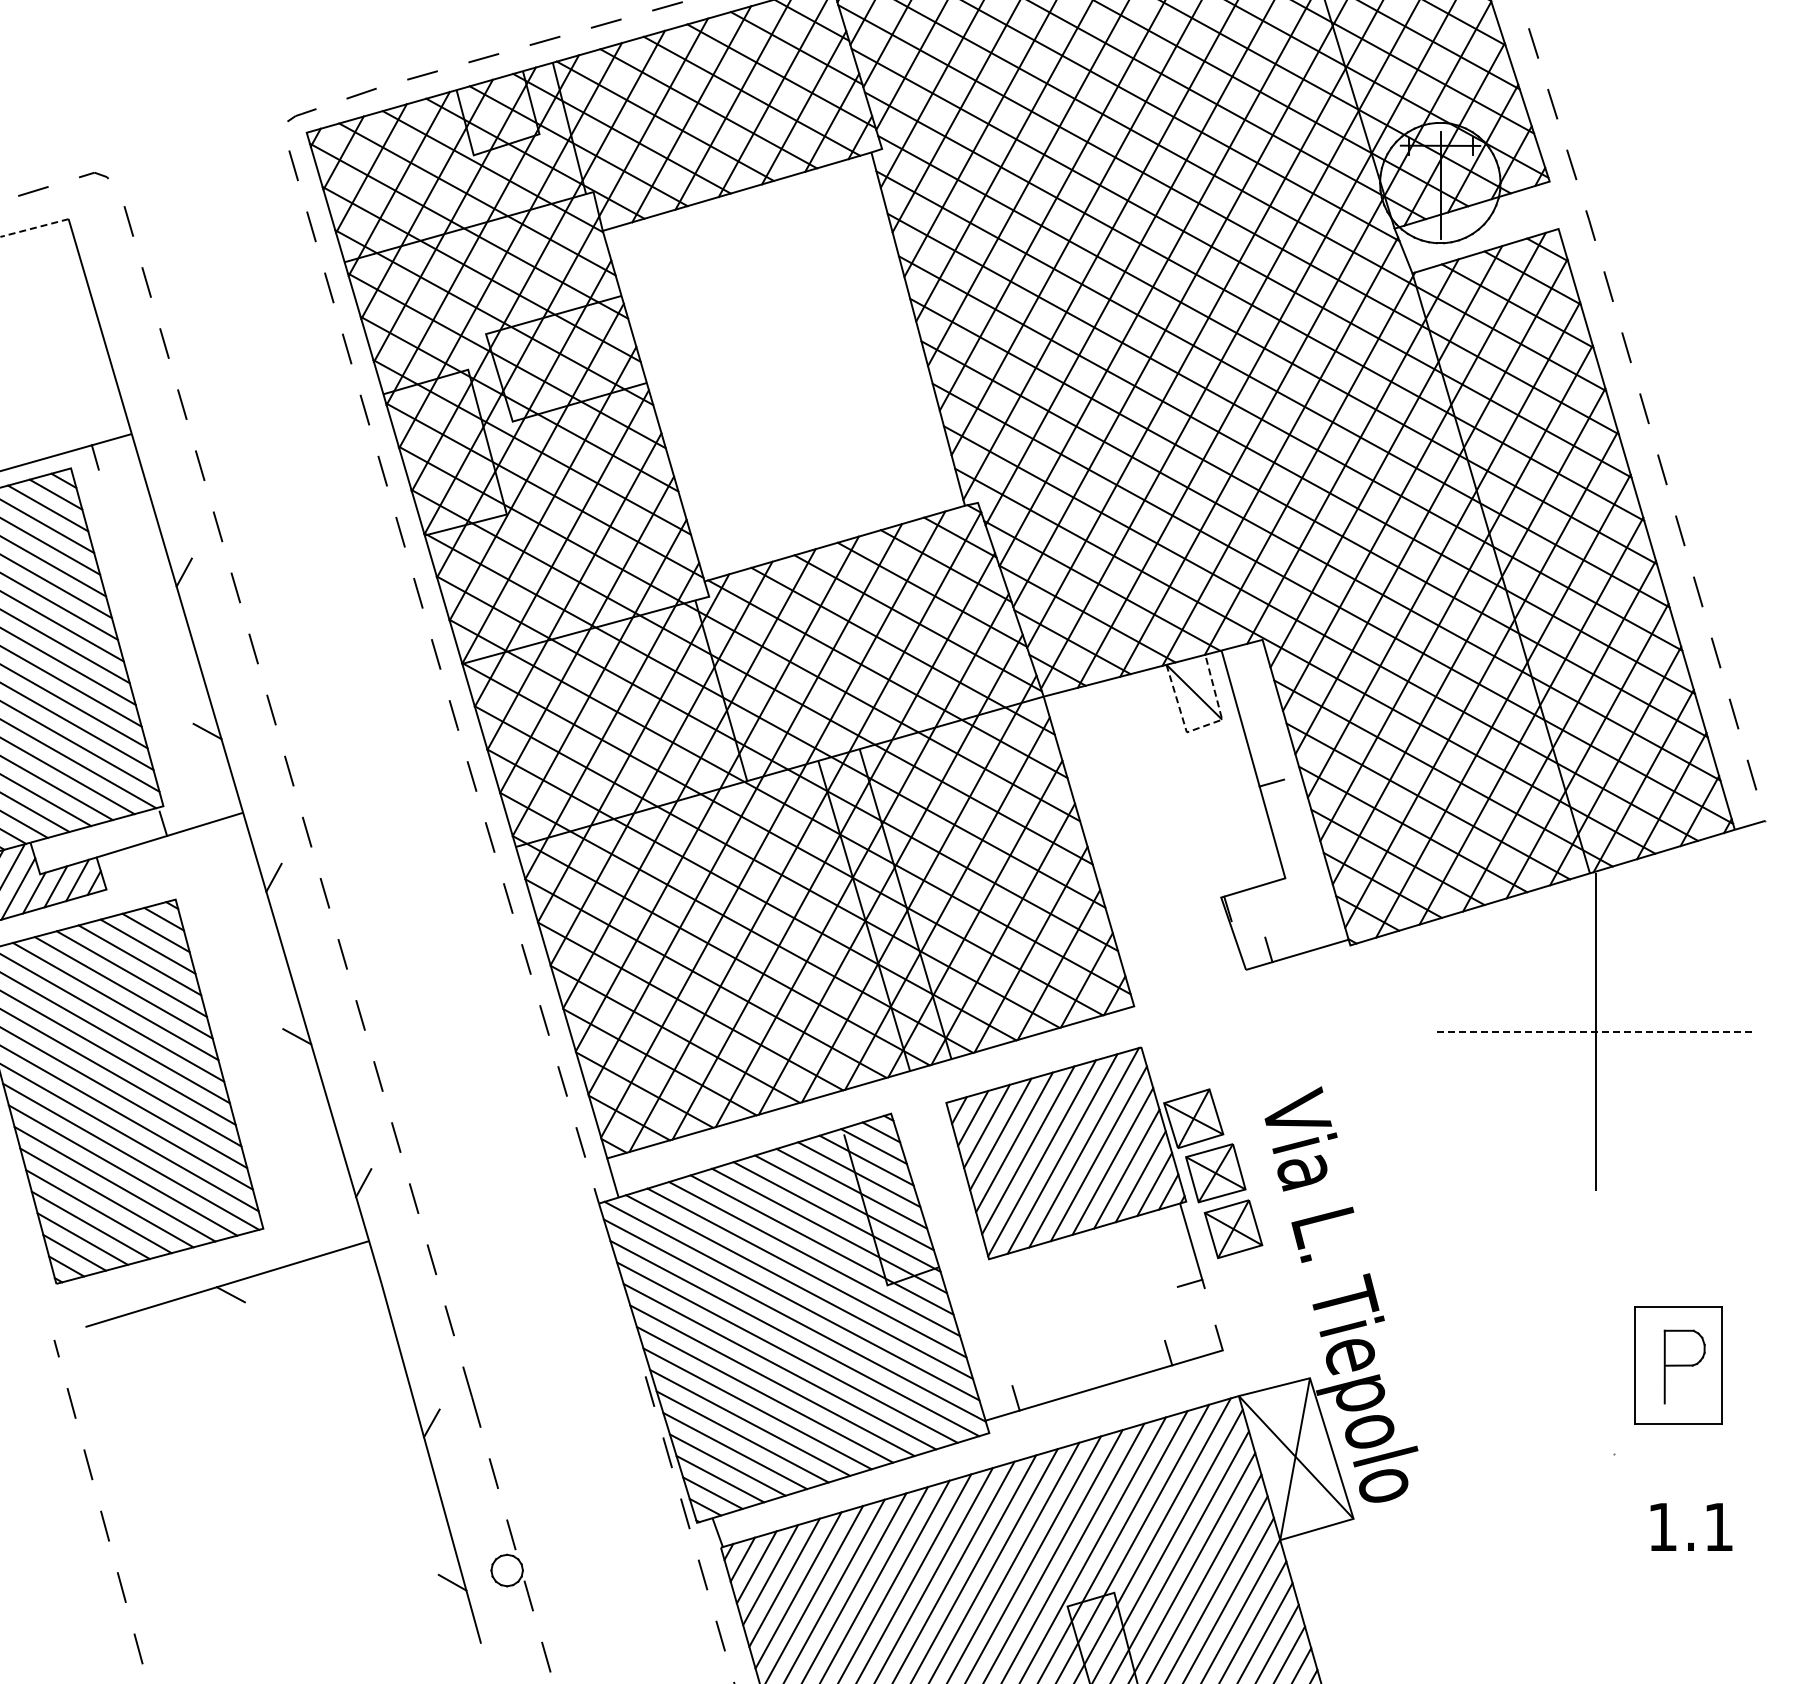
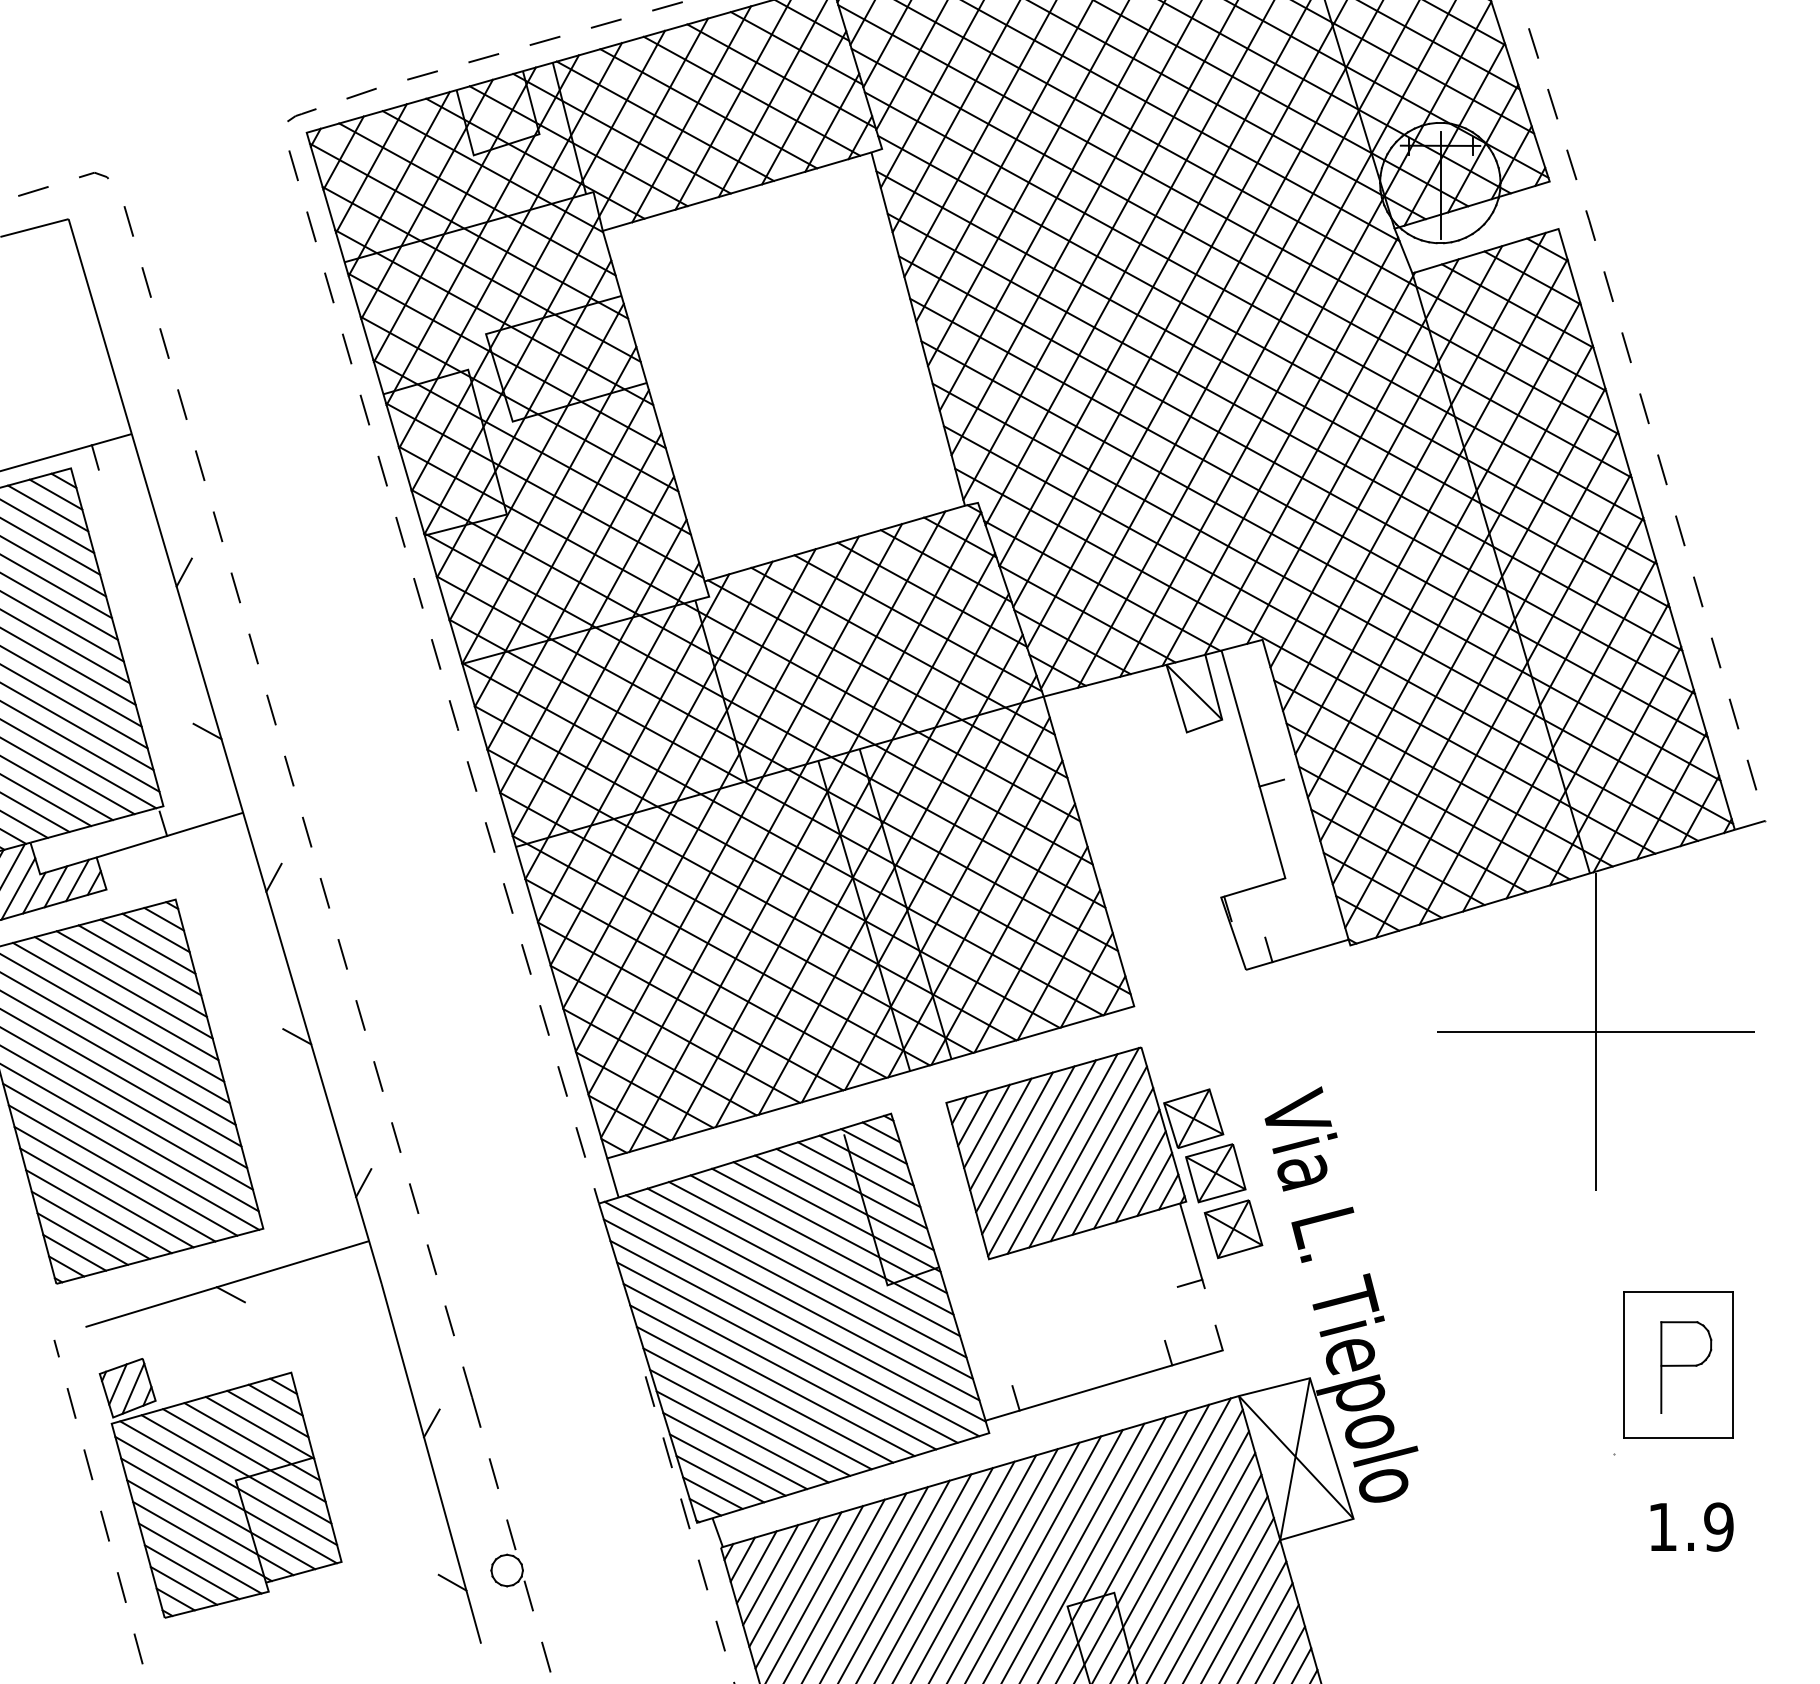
line: dashed -> solid (34, 228)
line: dashed -> solid (1203, 726)
line: dashed -> solid (1596, 1031)
part size: 89x119 px -> 111x148 px (1678, 1364)
part: none -> present (220, 1488)
text: 1.1 -> 1.9 (1718, 1526)
